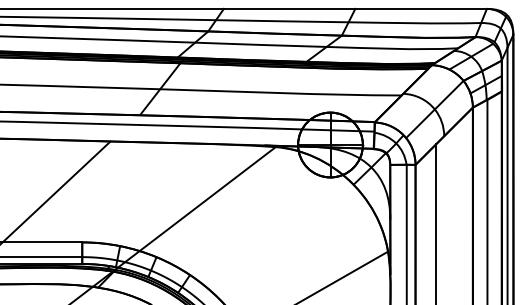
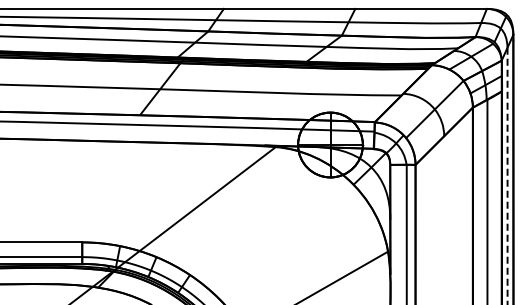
line: solid -> dashed (507, 176)
line: present -> none (56, 191)
line: present -> none (436, 222)
